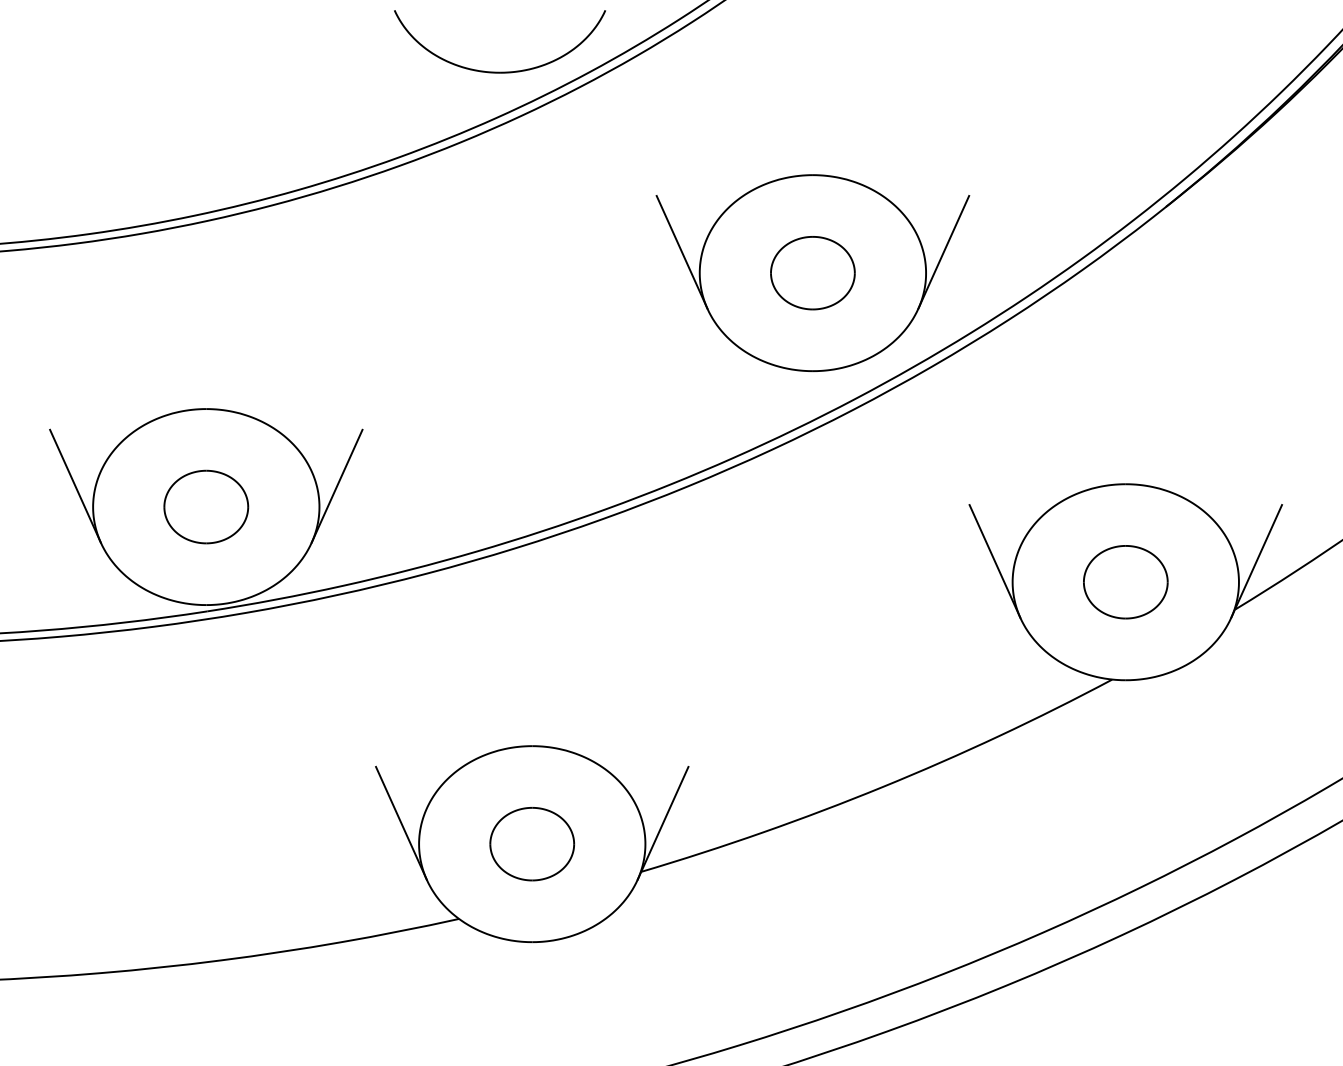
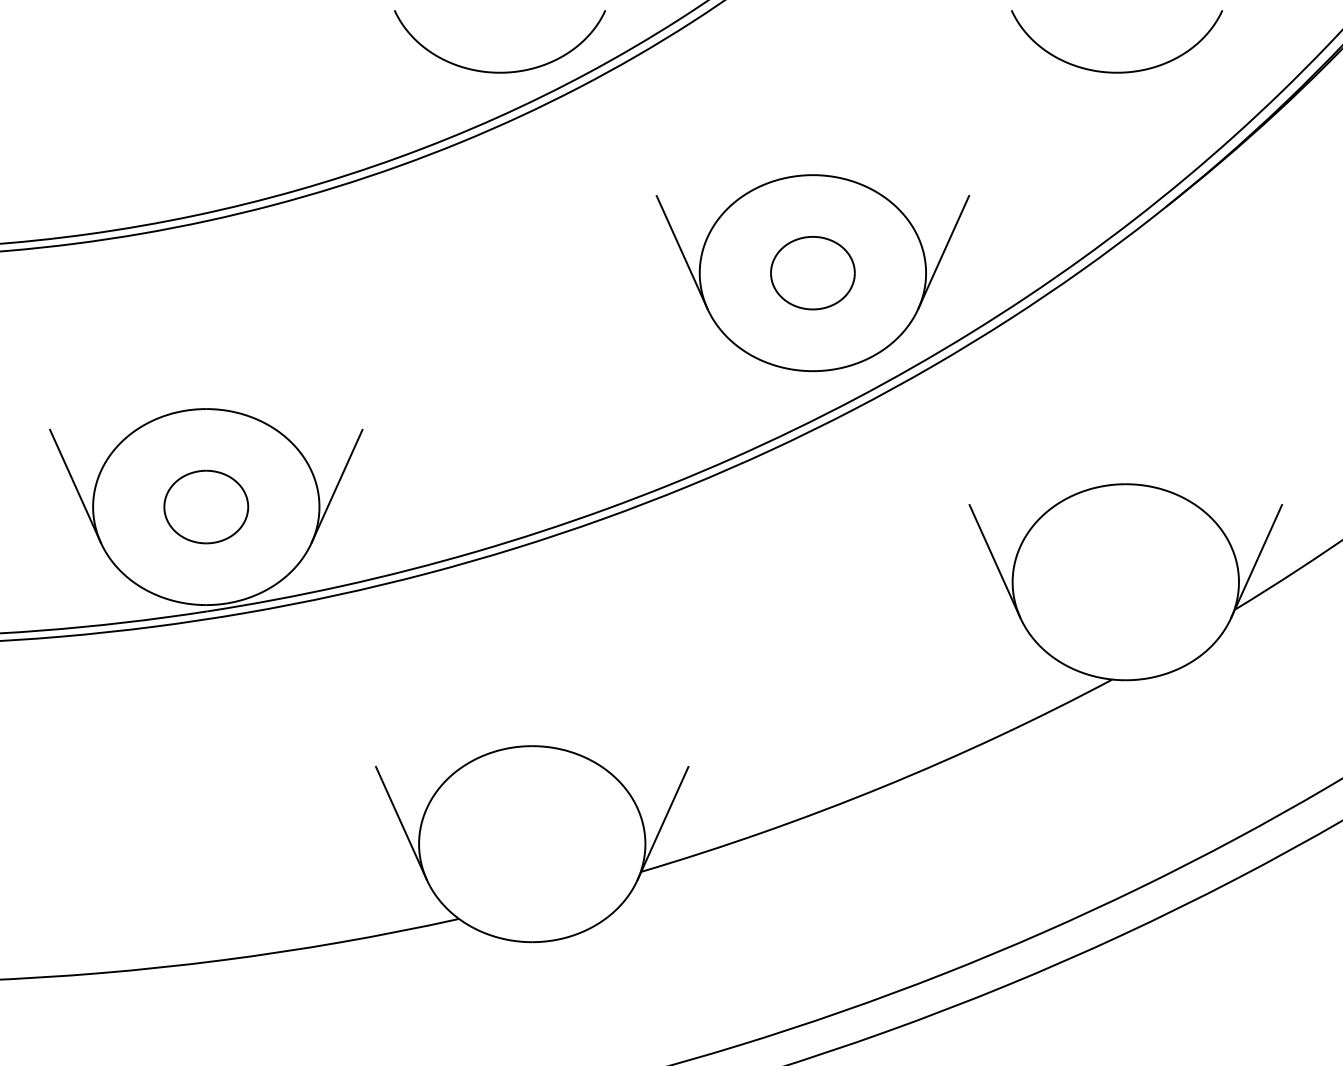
part: none -> present (1116, 71)
part: present -> none (1125, 582)
part: present -> none (531, 844)
